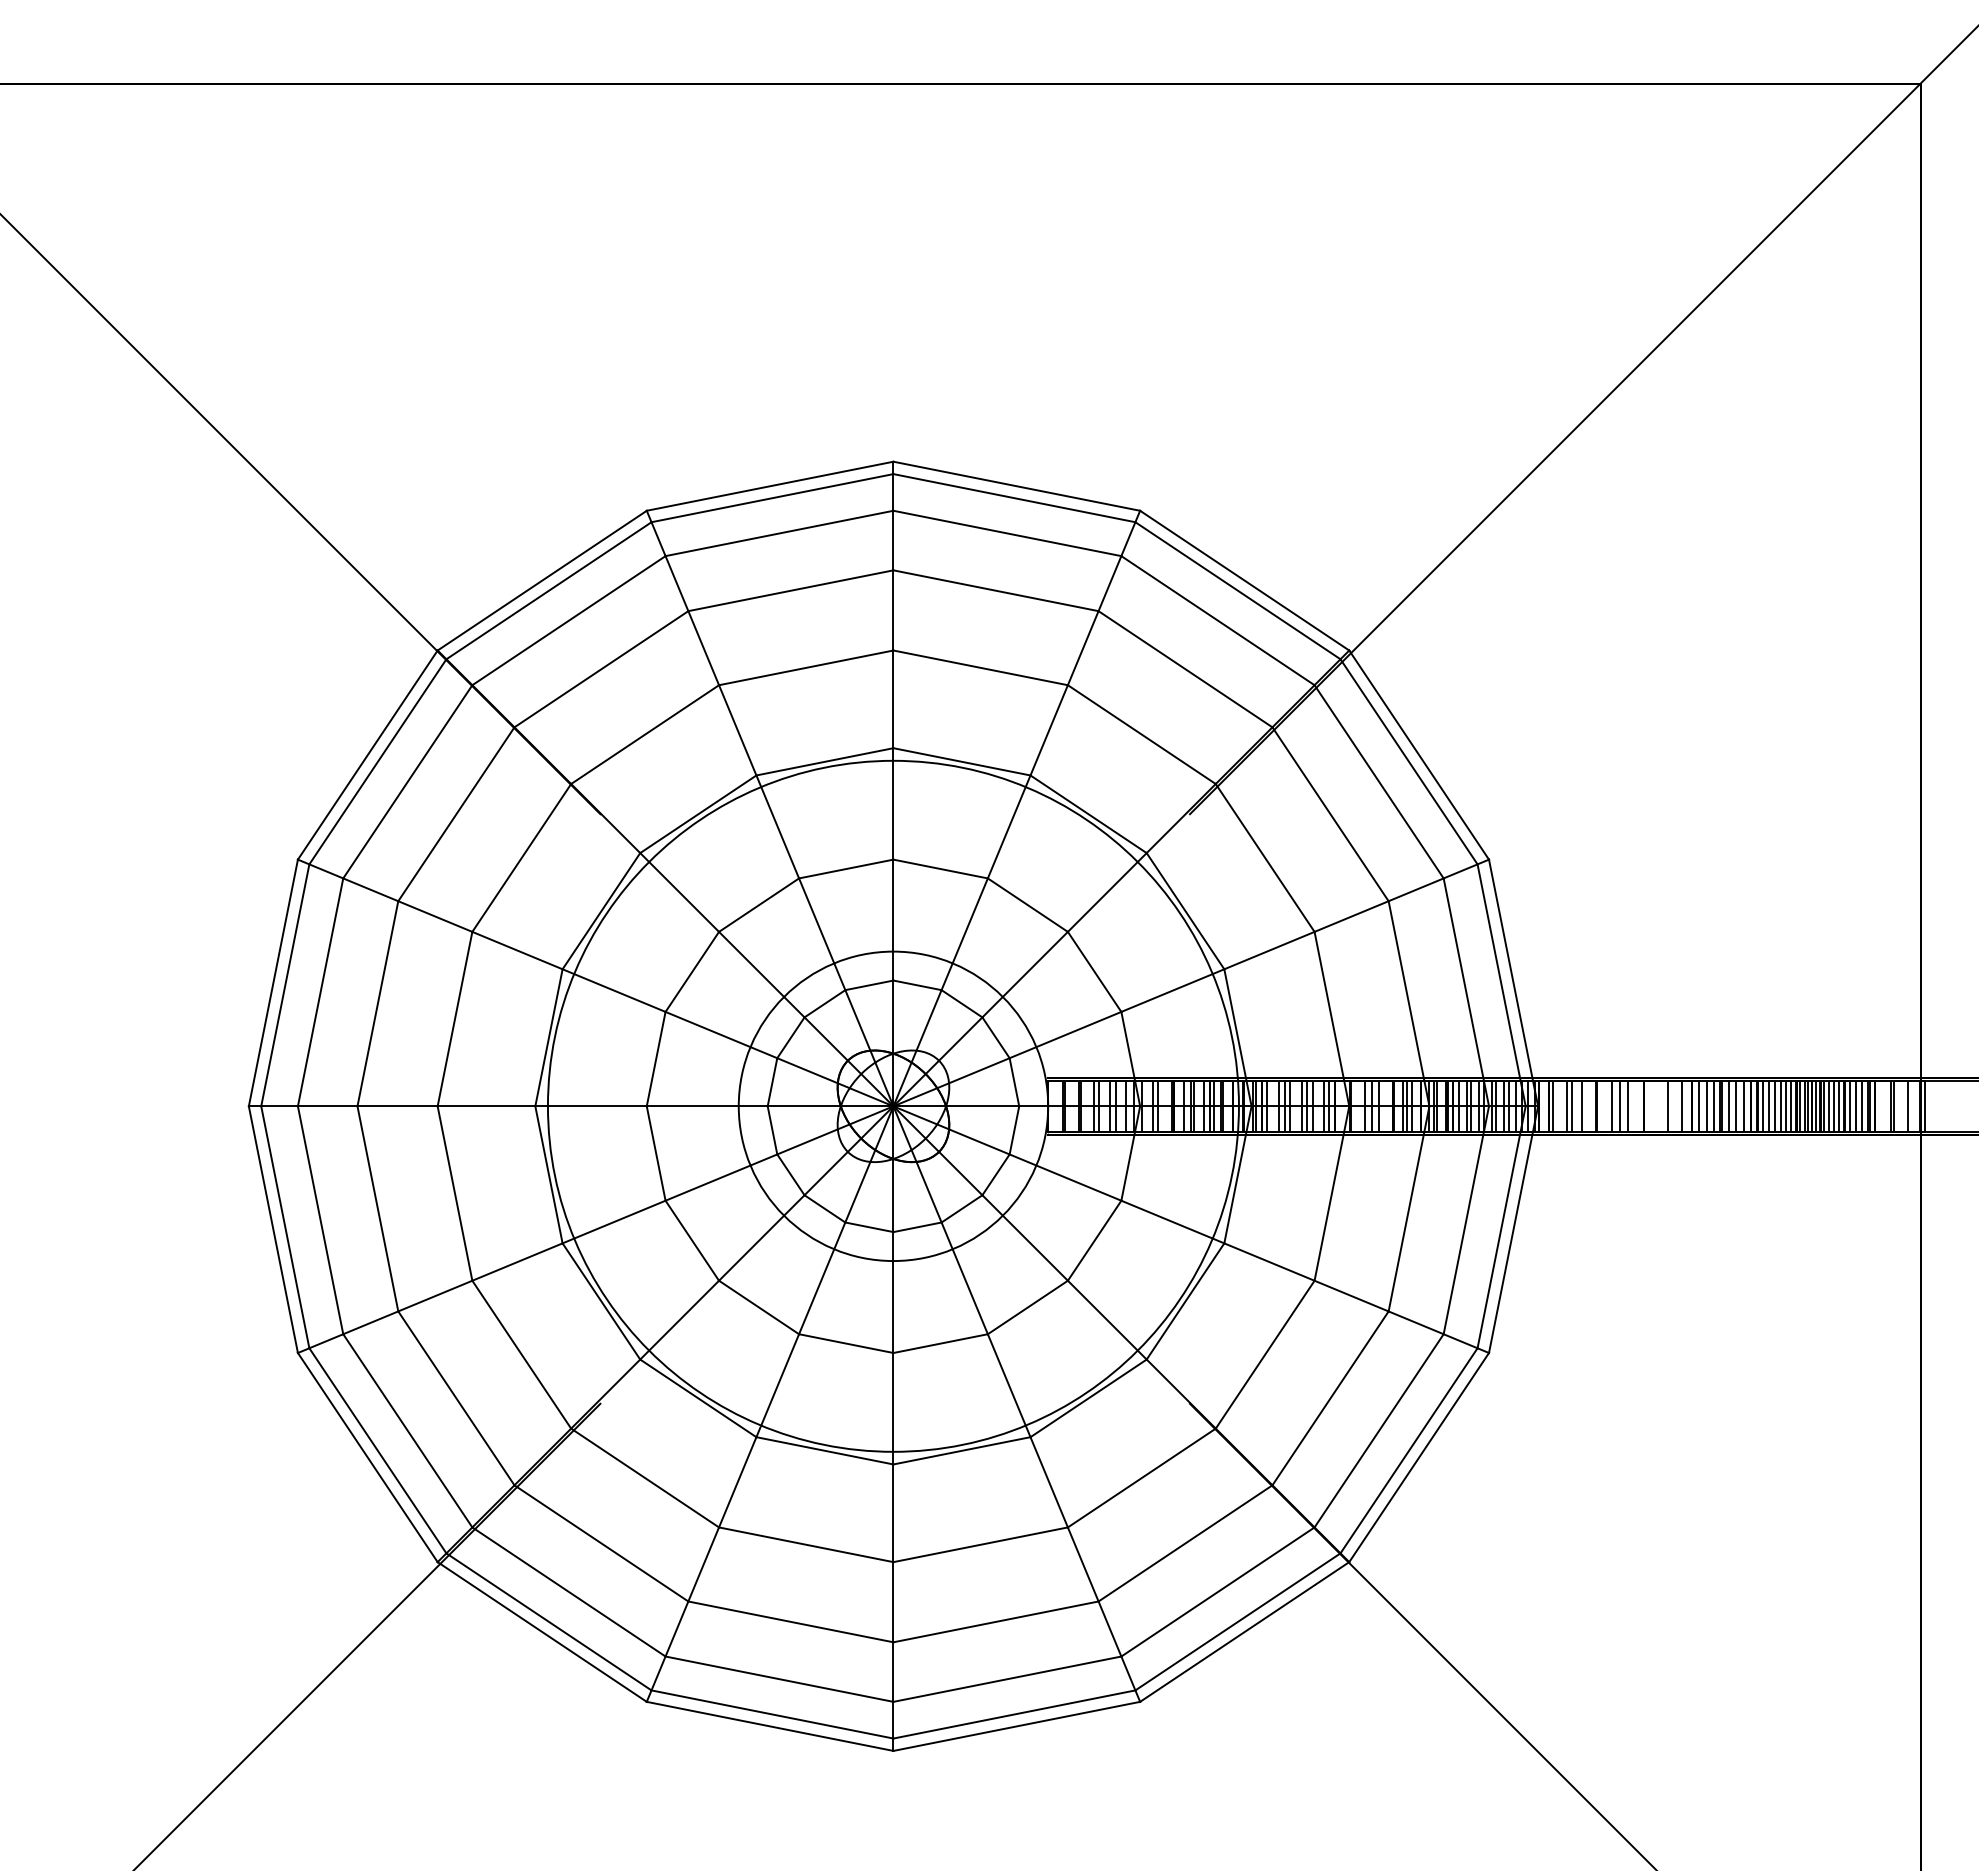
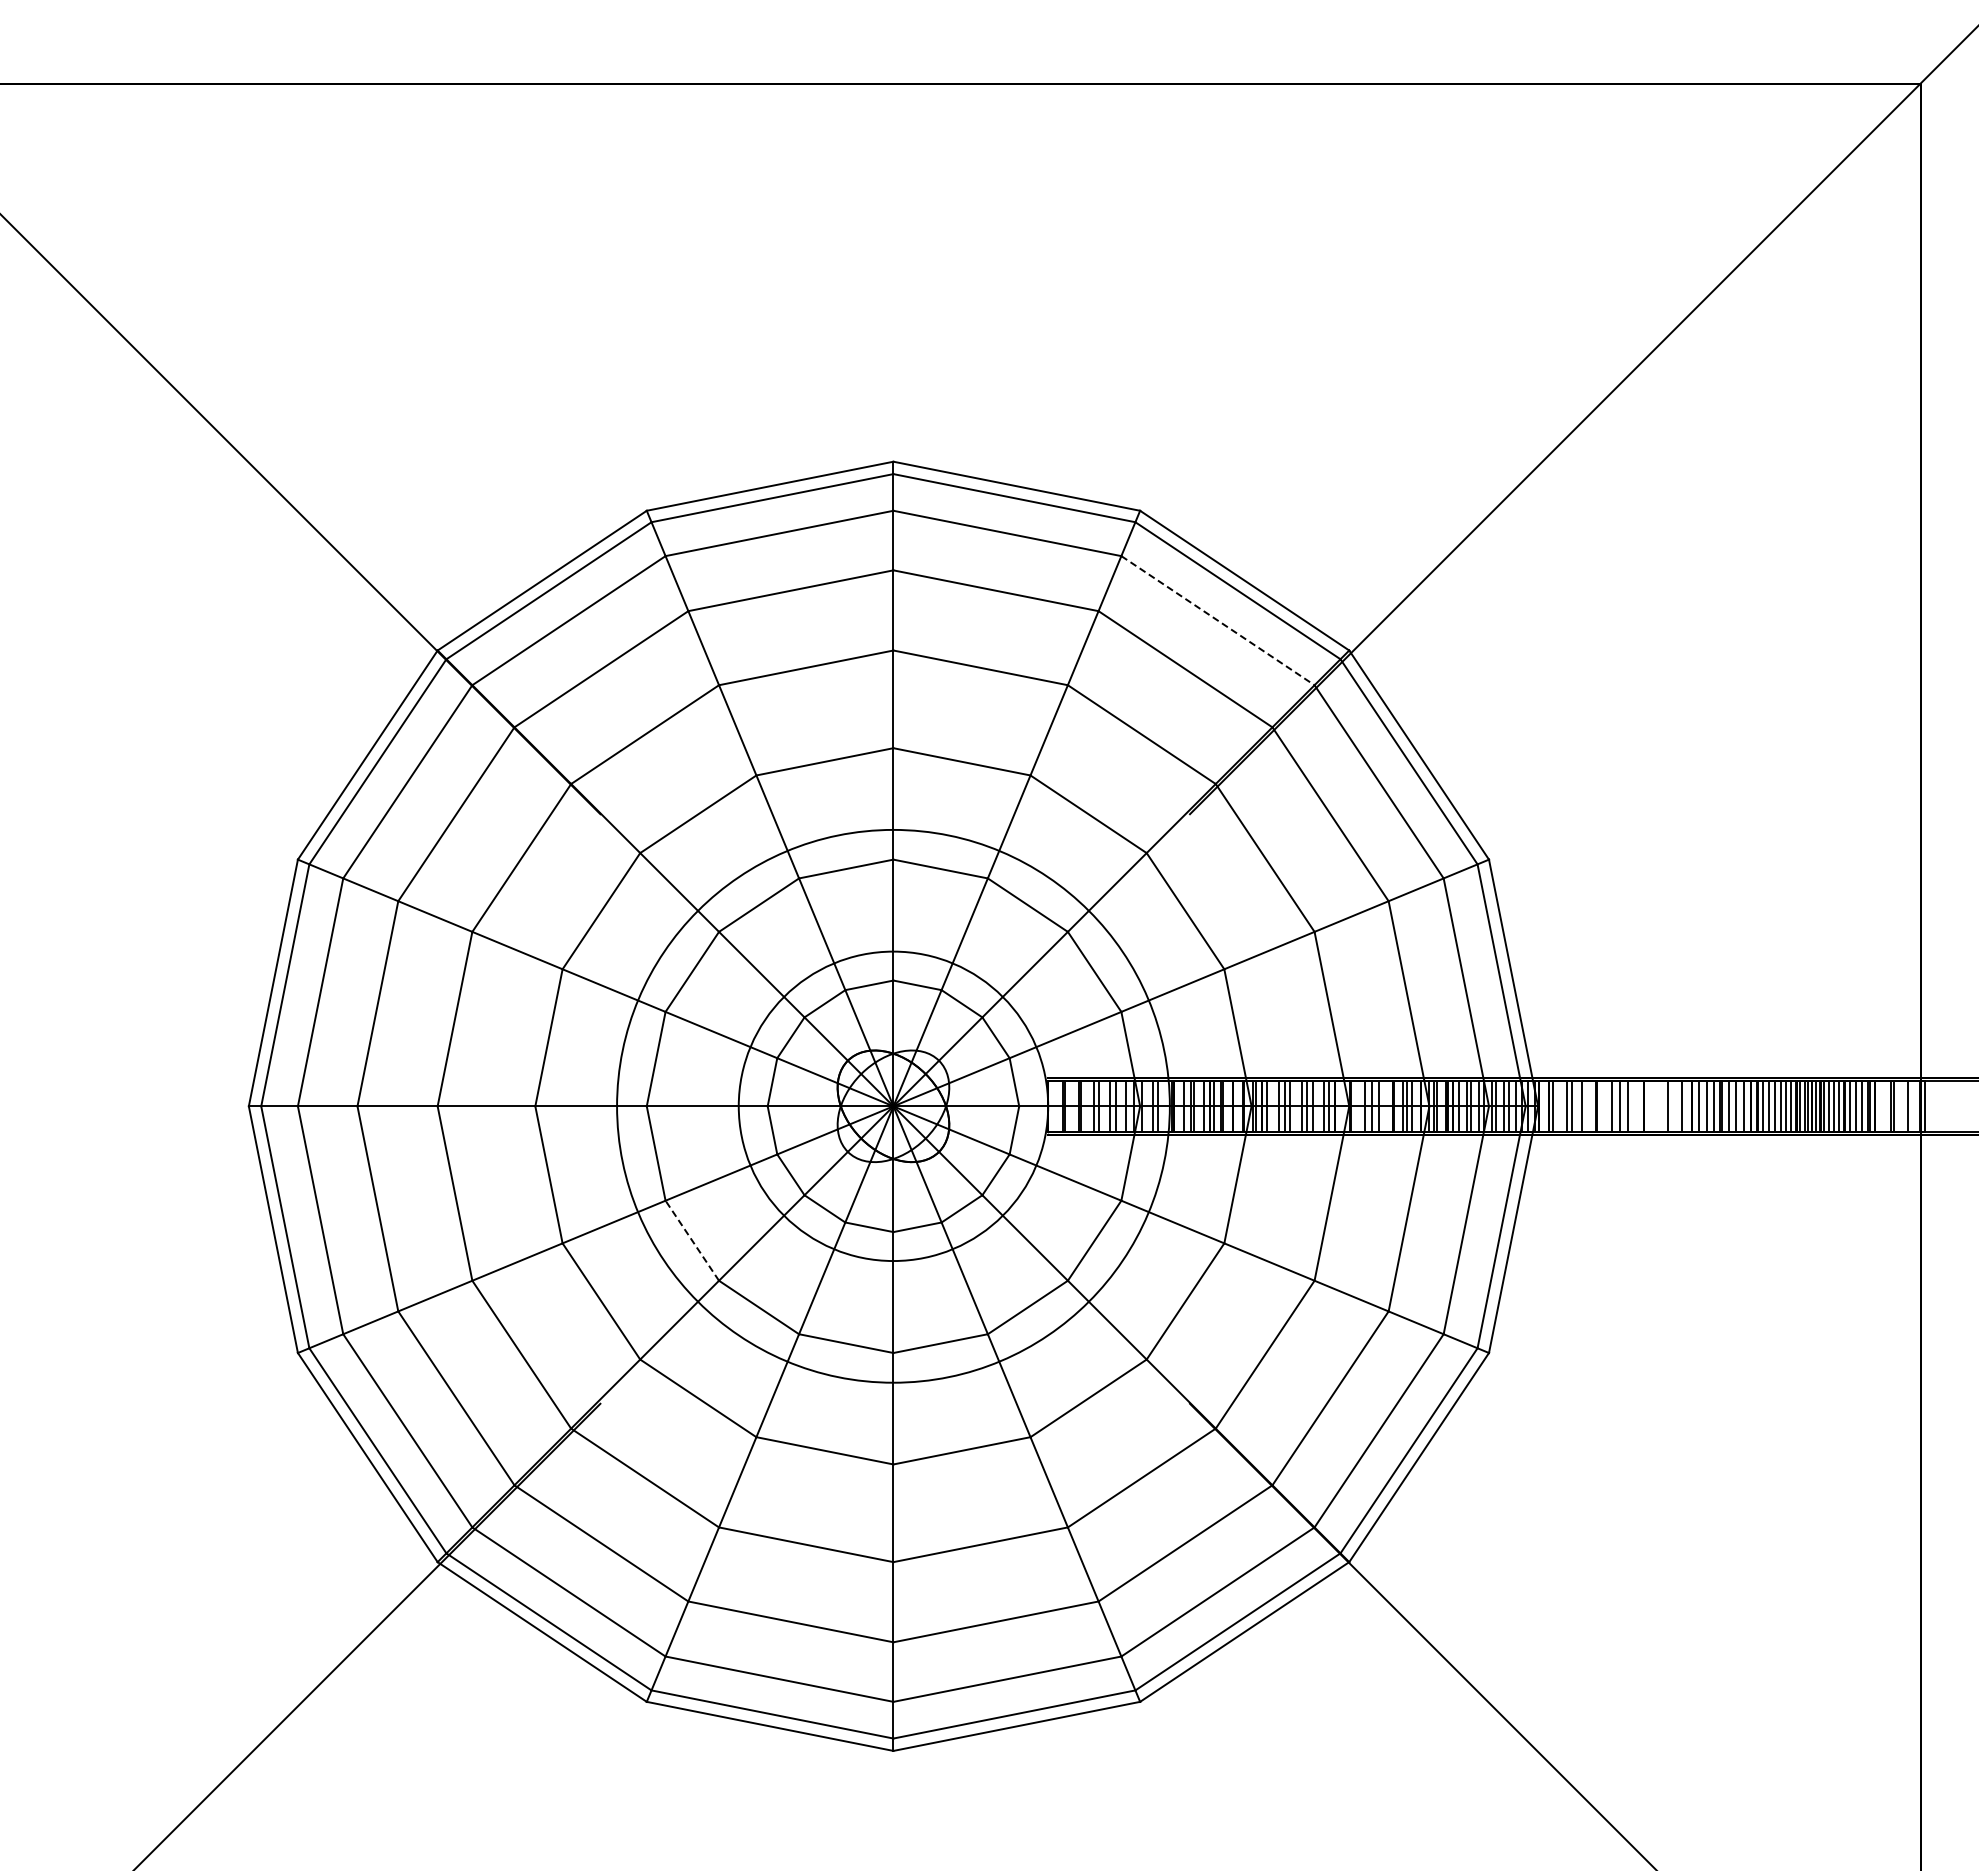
line: solid -> dashed (1218, 620)
circle diameter: 691 px -> 553 px (893, 1105)
line: solid -> dashed (692, 1240)
